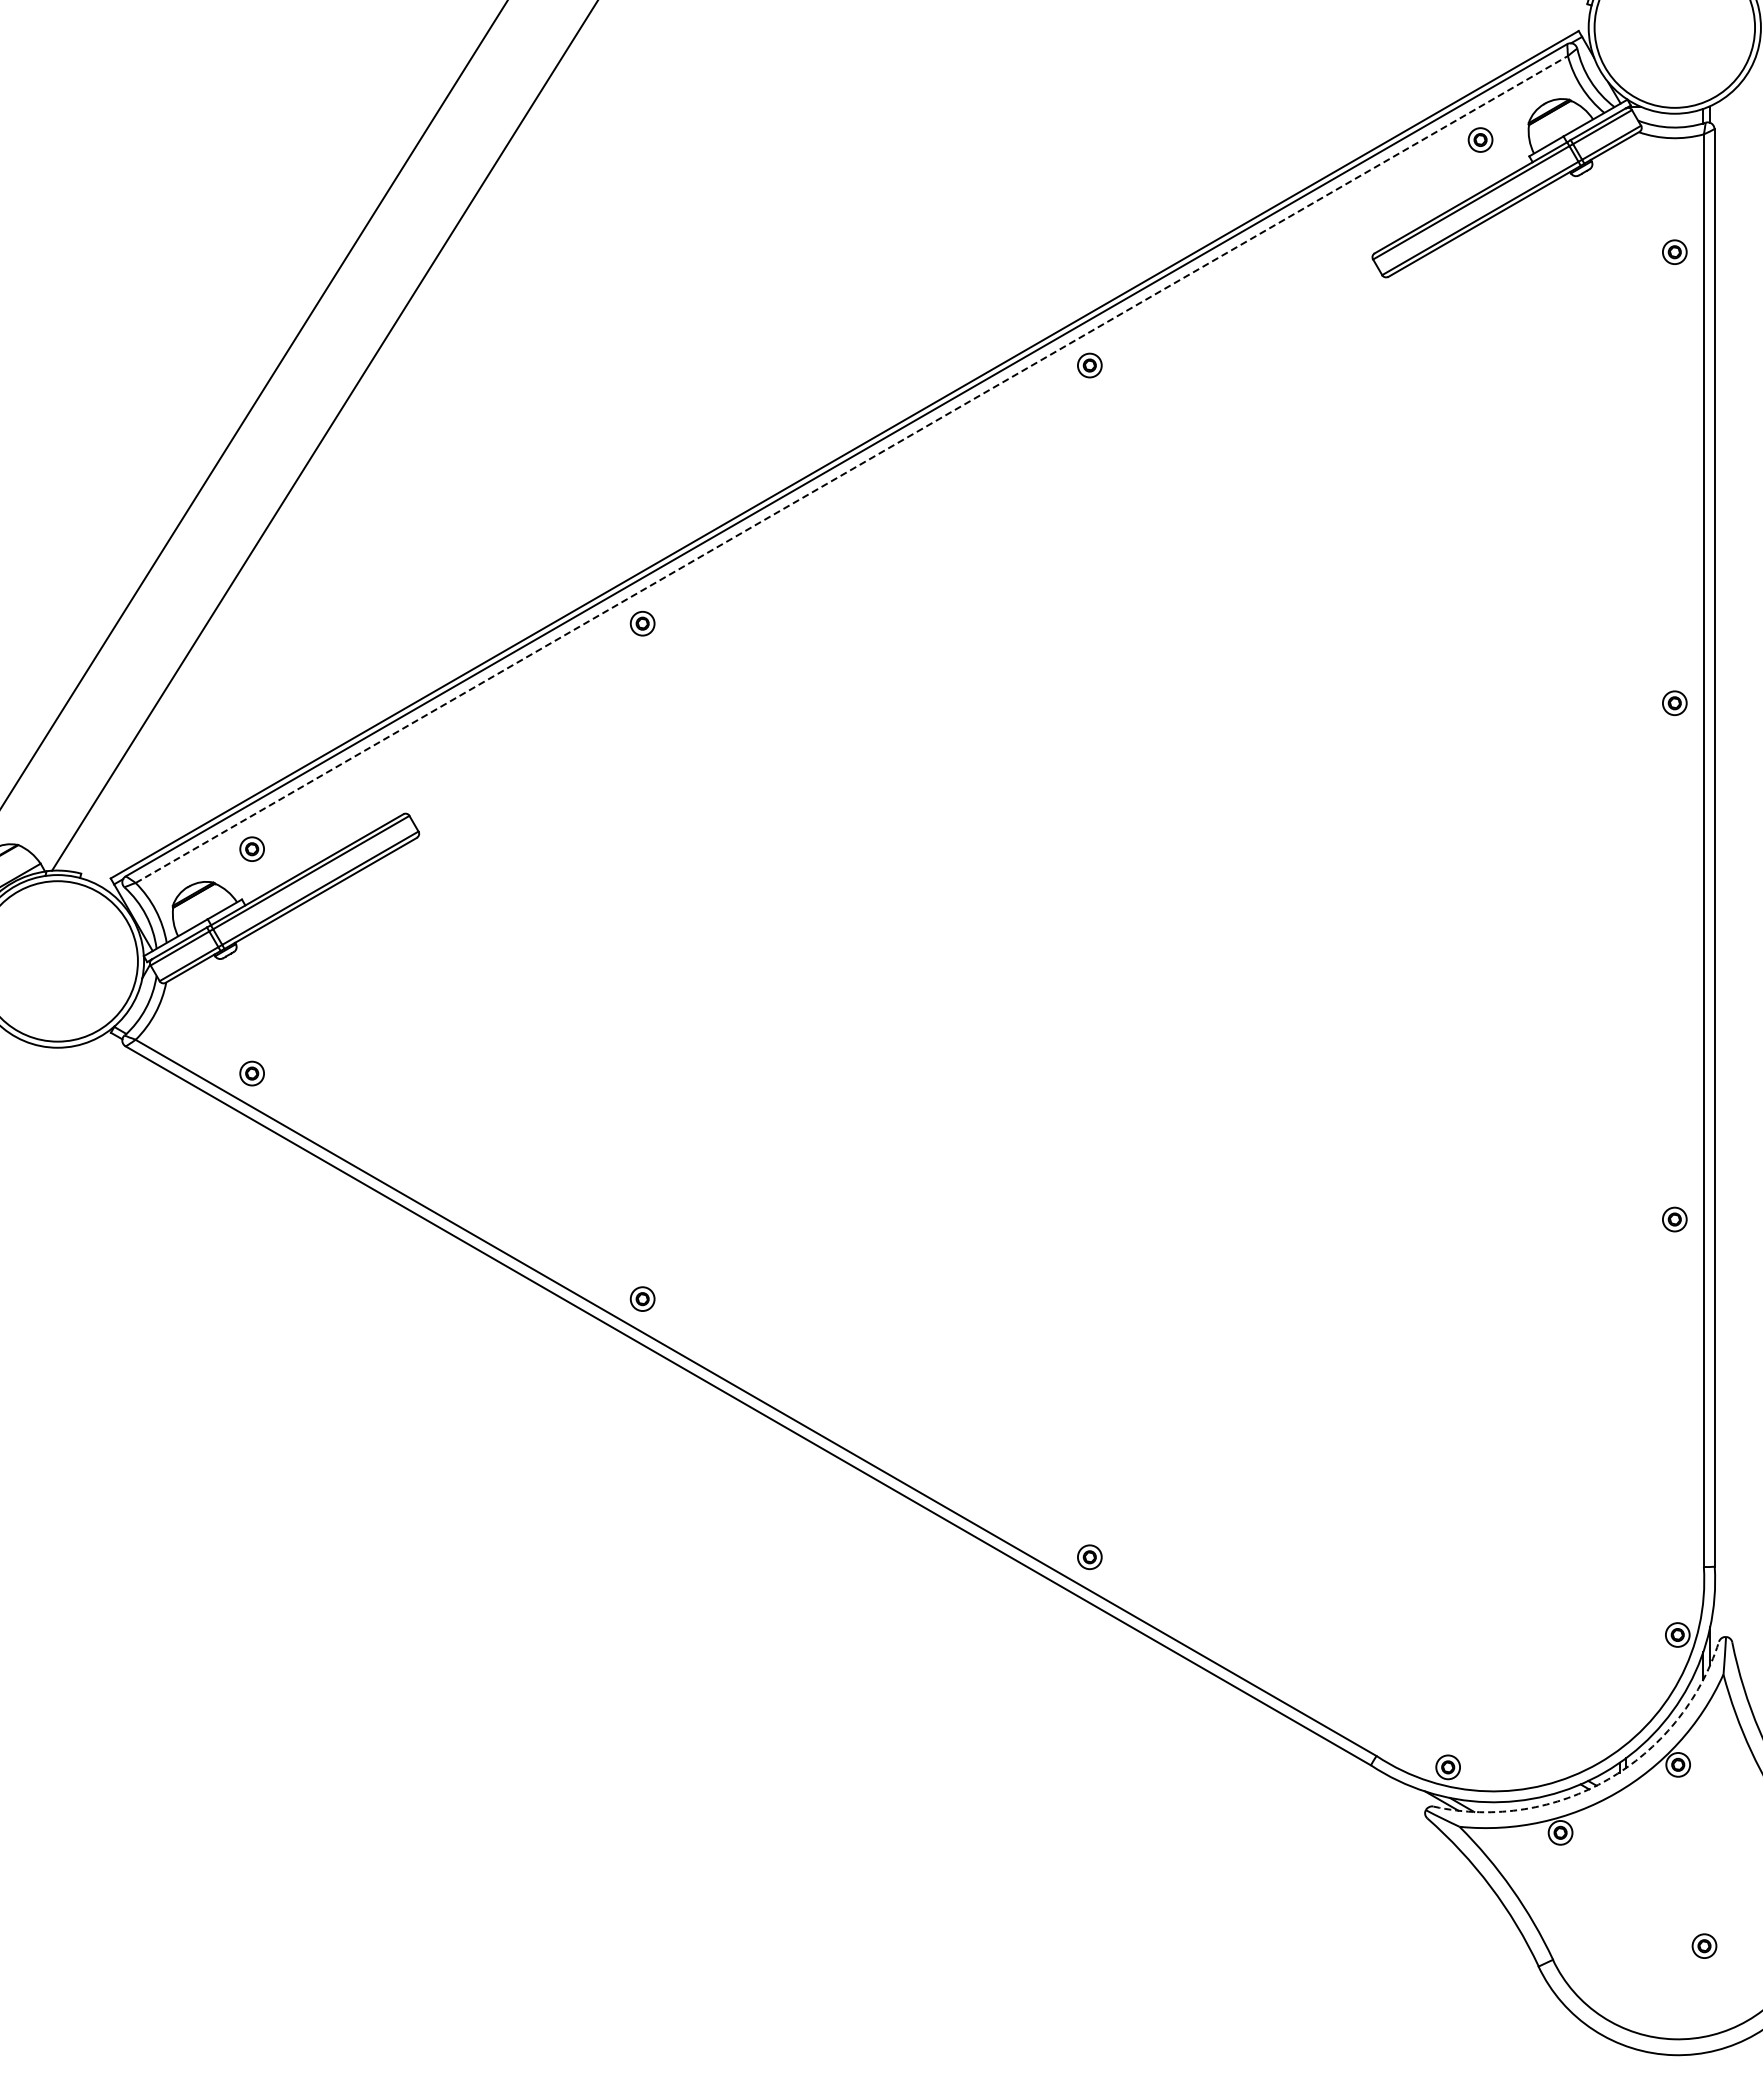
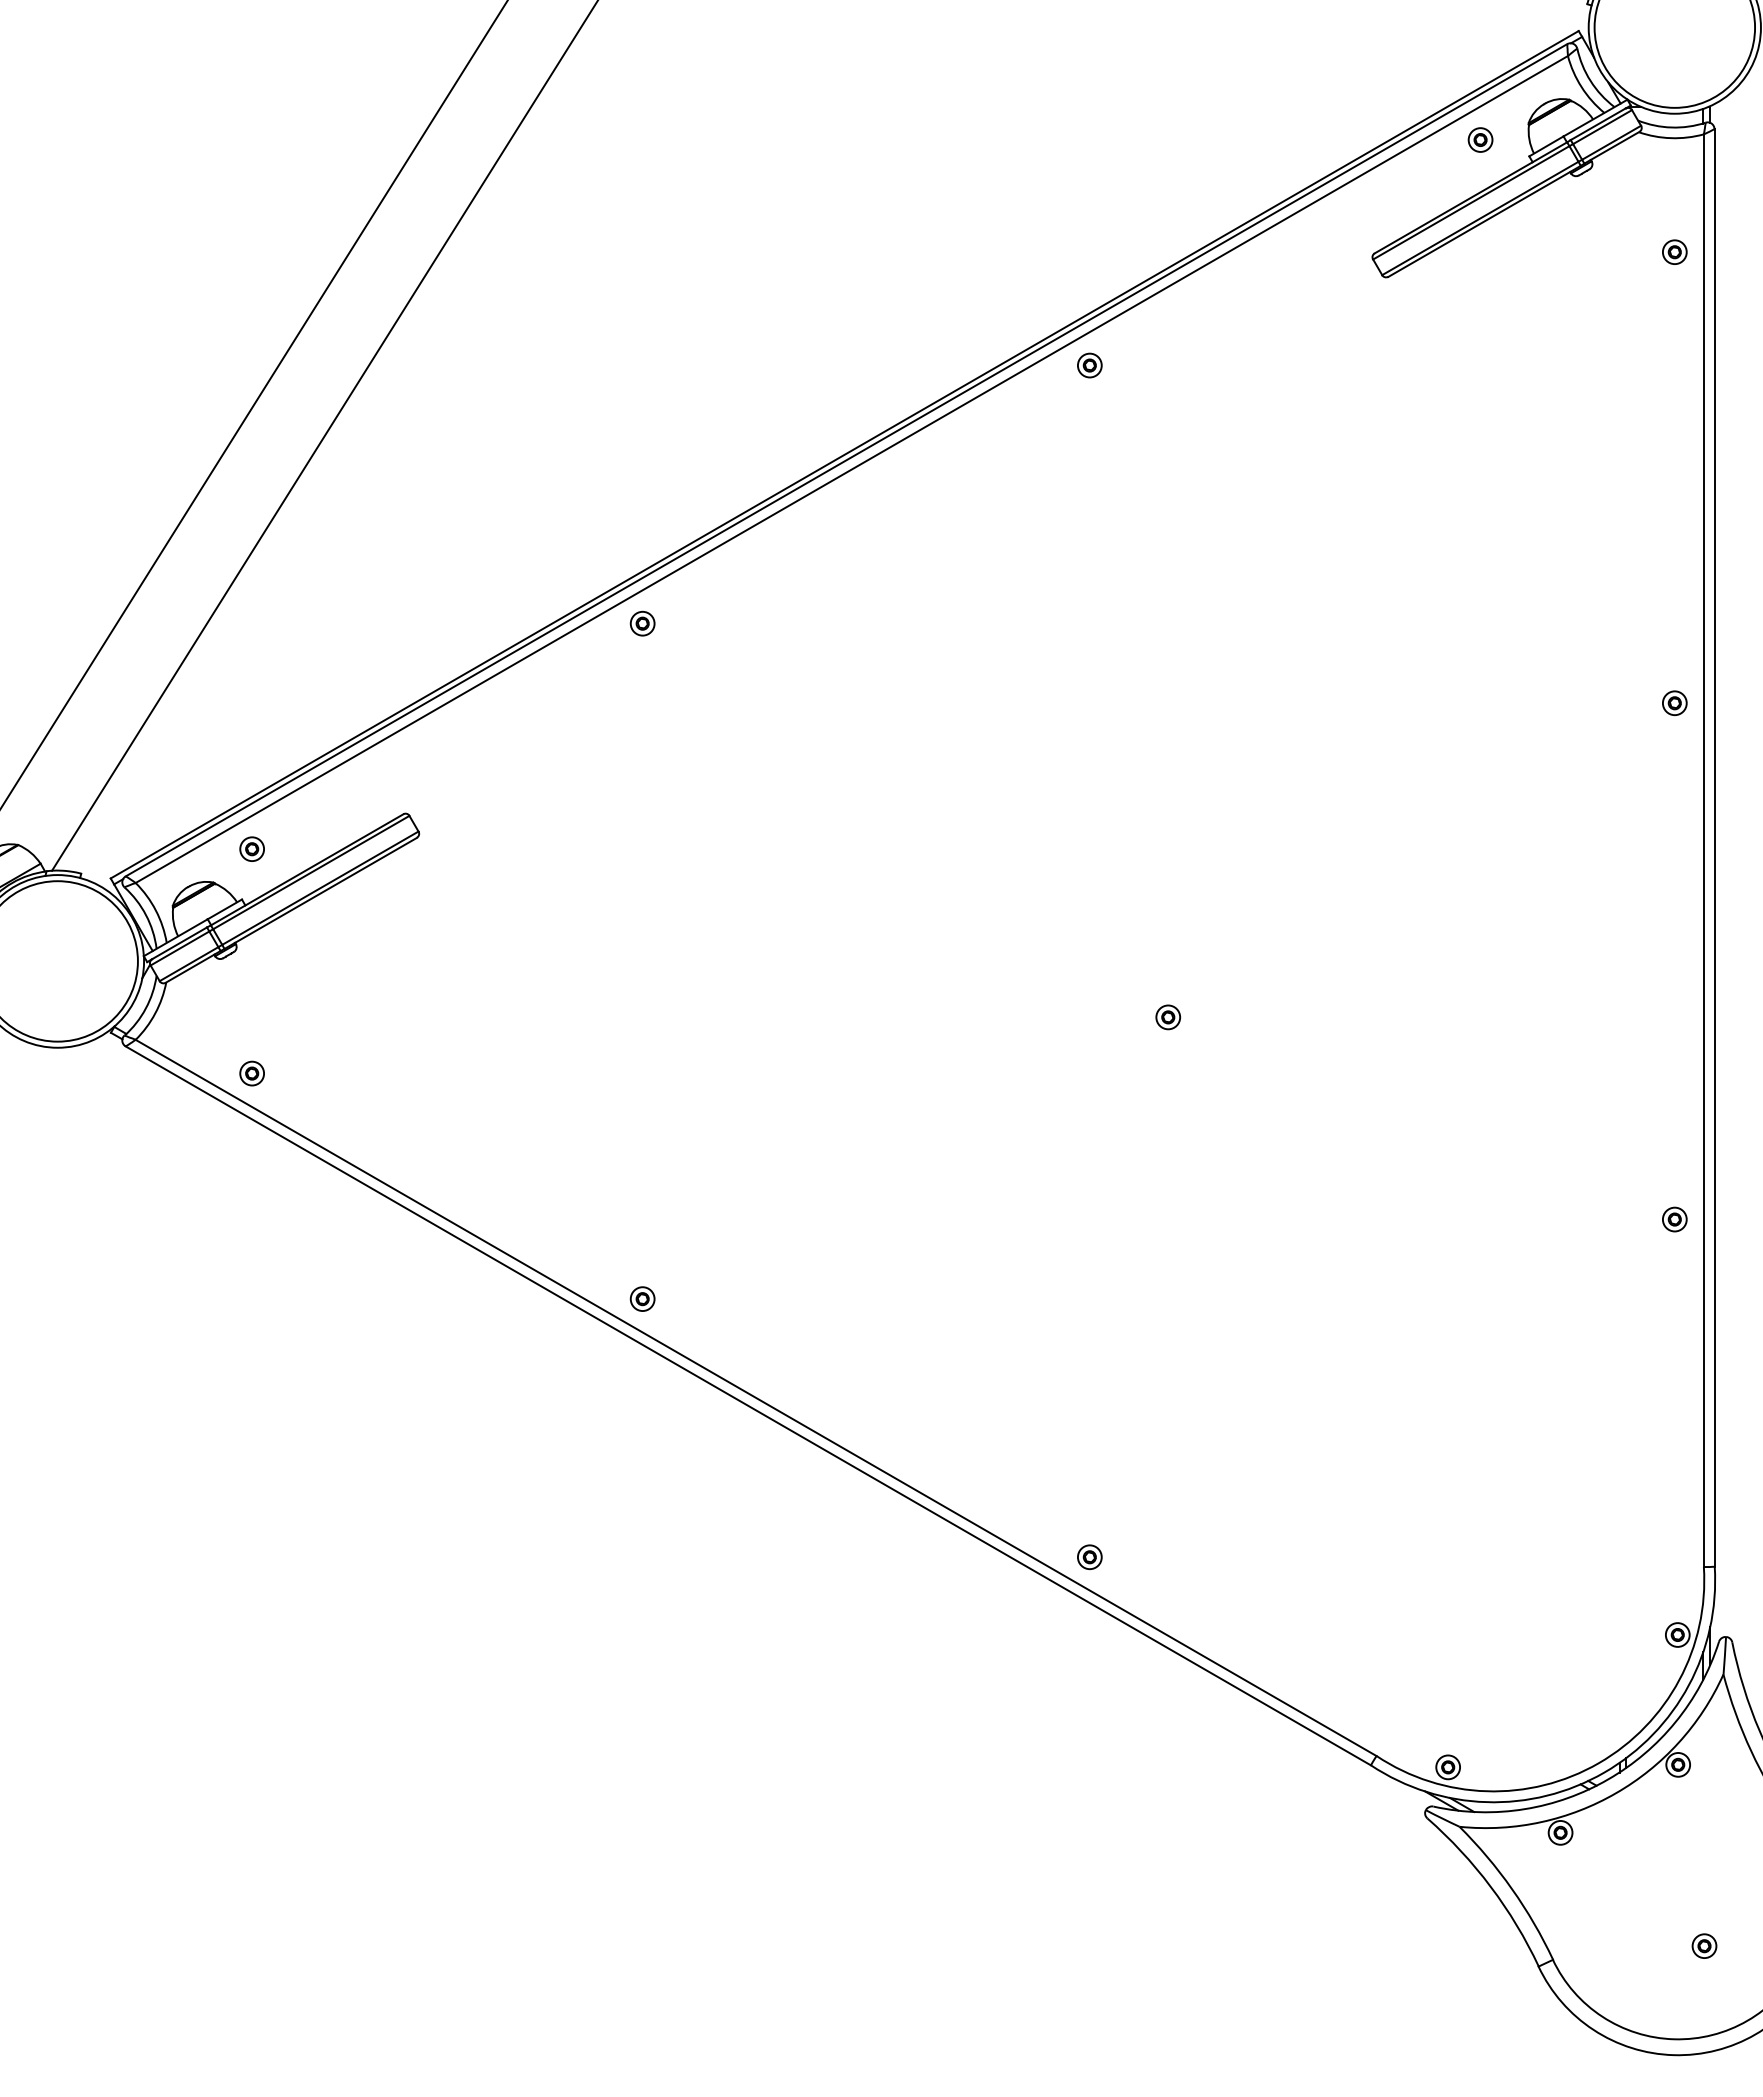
line: dashed -> solid (852, 469)
part: none -> present (1168, 1017)
arc: dashed -> solid (1608, 1779)
